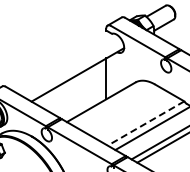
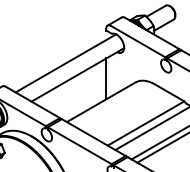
line: none -> present (65, 63)
line: dashed -> solid (145, 123)
